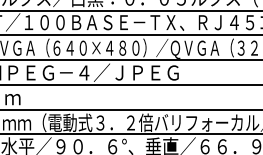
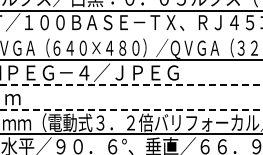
line: present -> none (130, 35)
line: solid -> dashed (131, 84)
line: solid -> dashed (131, 109)
